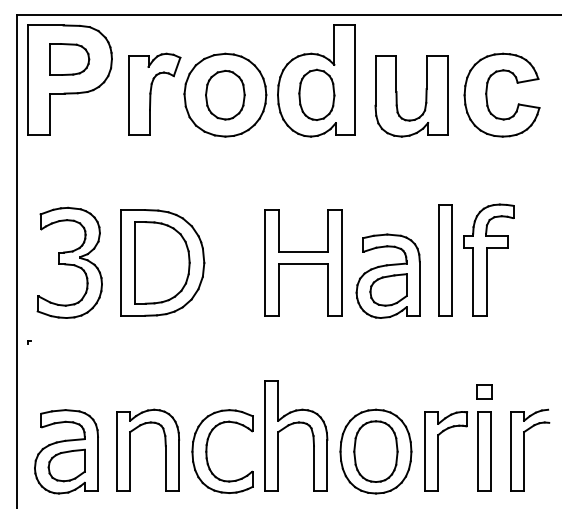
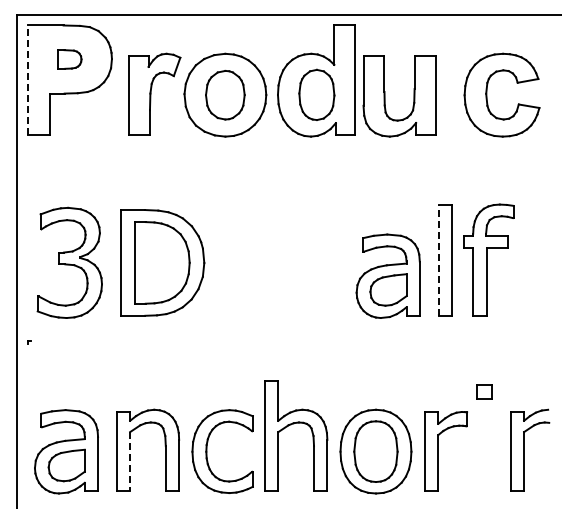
part size: 42x33 px -> 26x21 px (69, 59)
line: solid -> dashed (28, 80)
part position: (397, 96) -> (385, 96) (385, 96)
line: solid -> dashed (438, 260)
part: present -> none (303, 262)
part: present -> none (484, 451)
line: solid -> dashed (130, 461)
